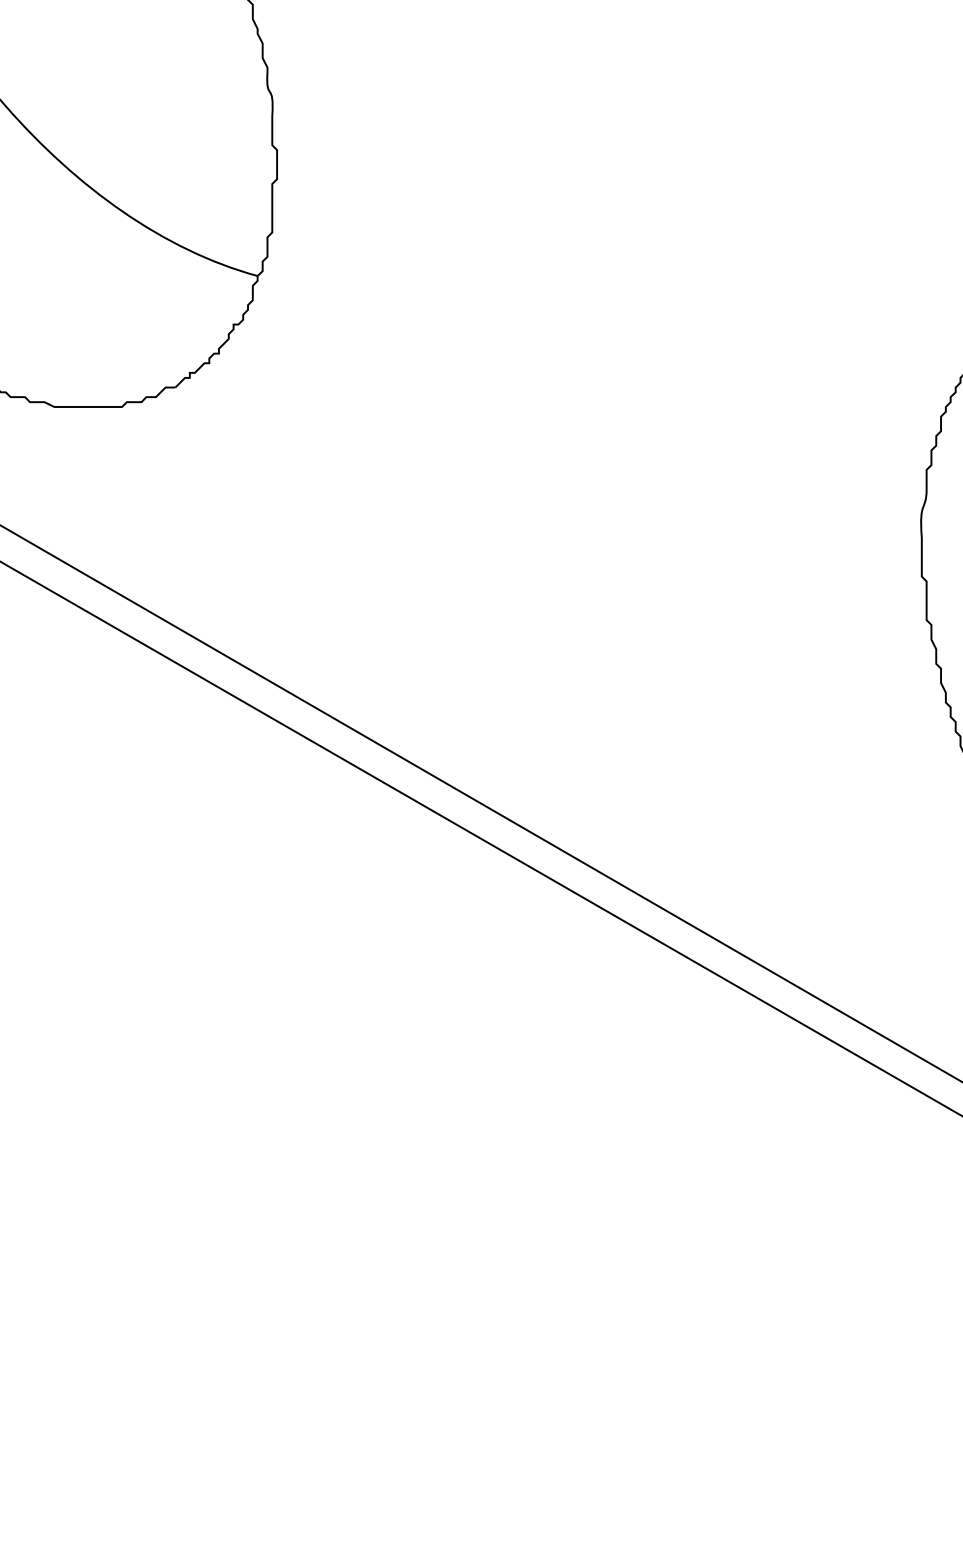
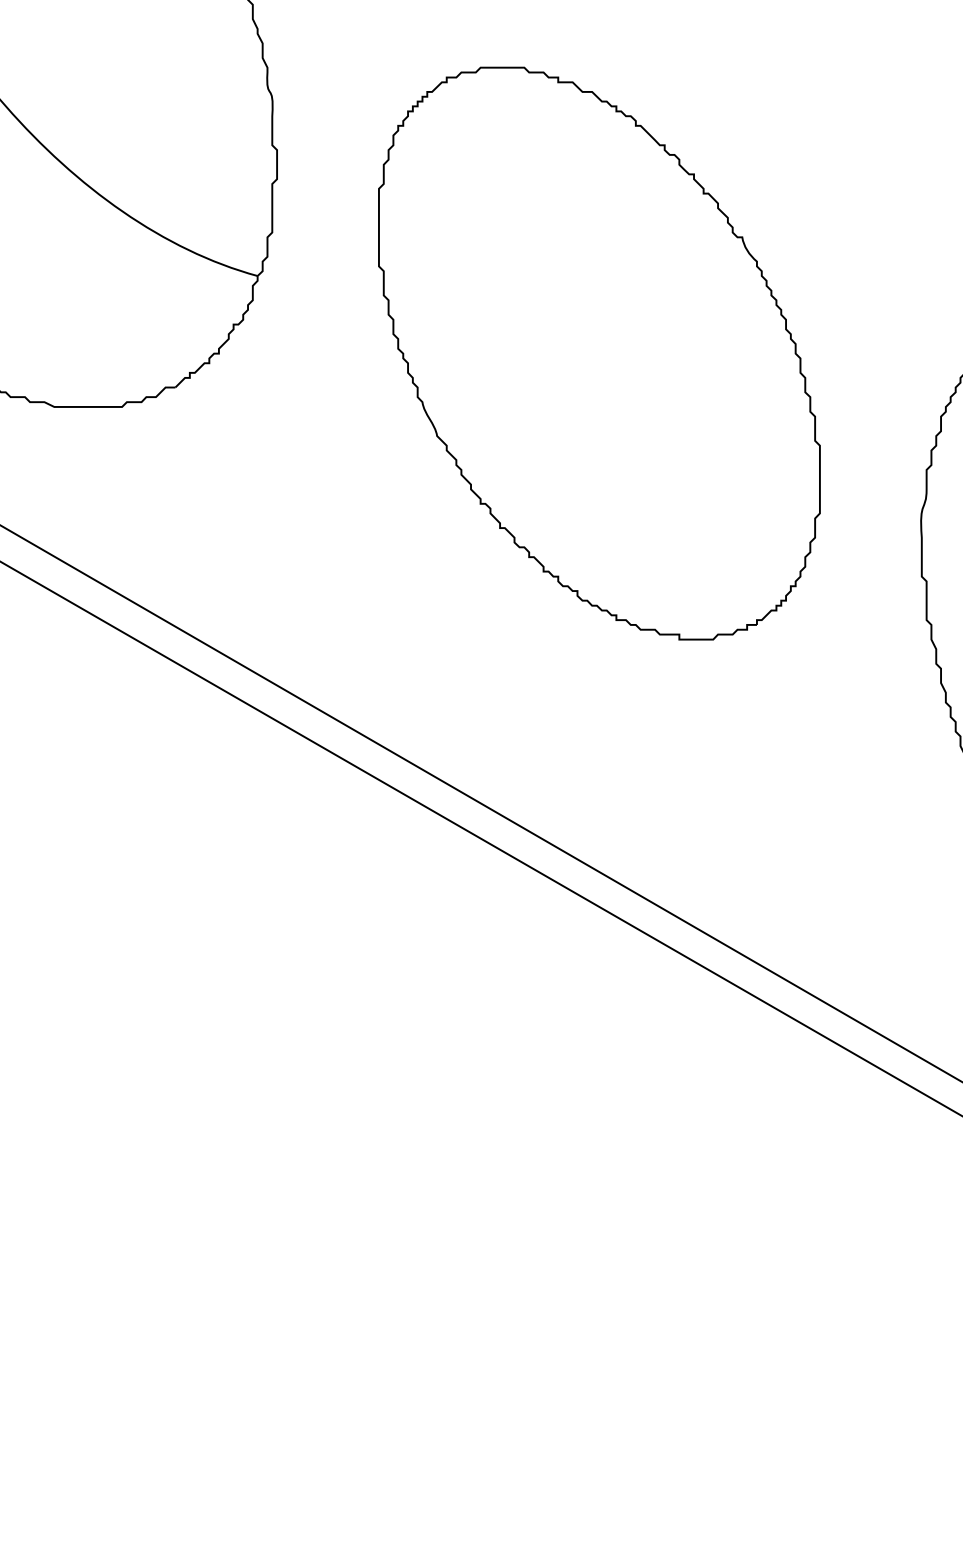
part: none -> present (599, 353)
